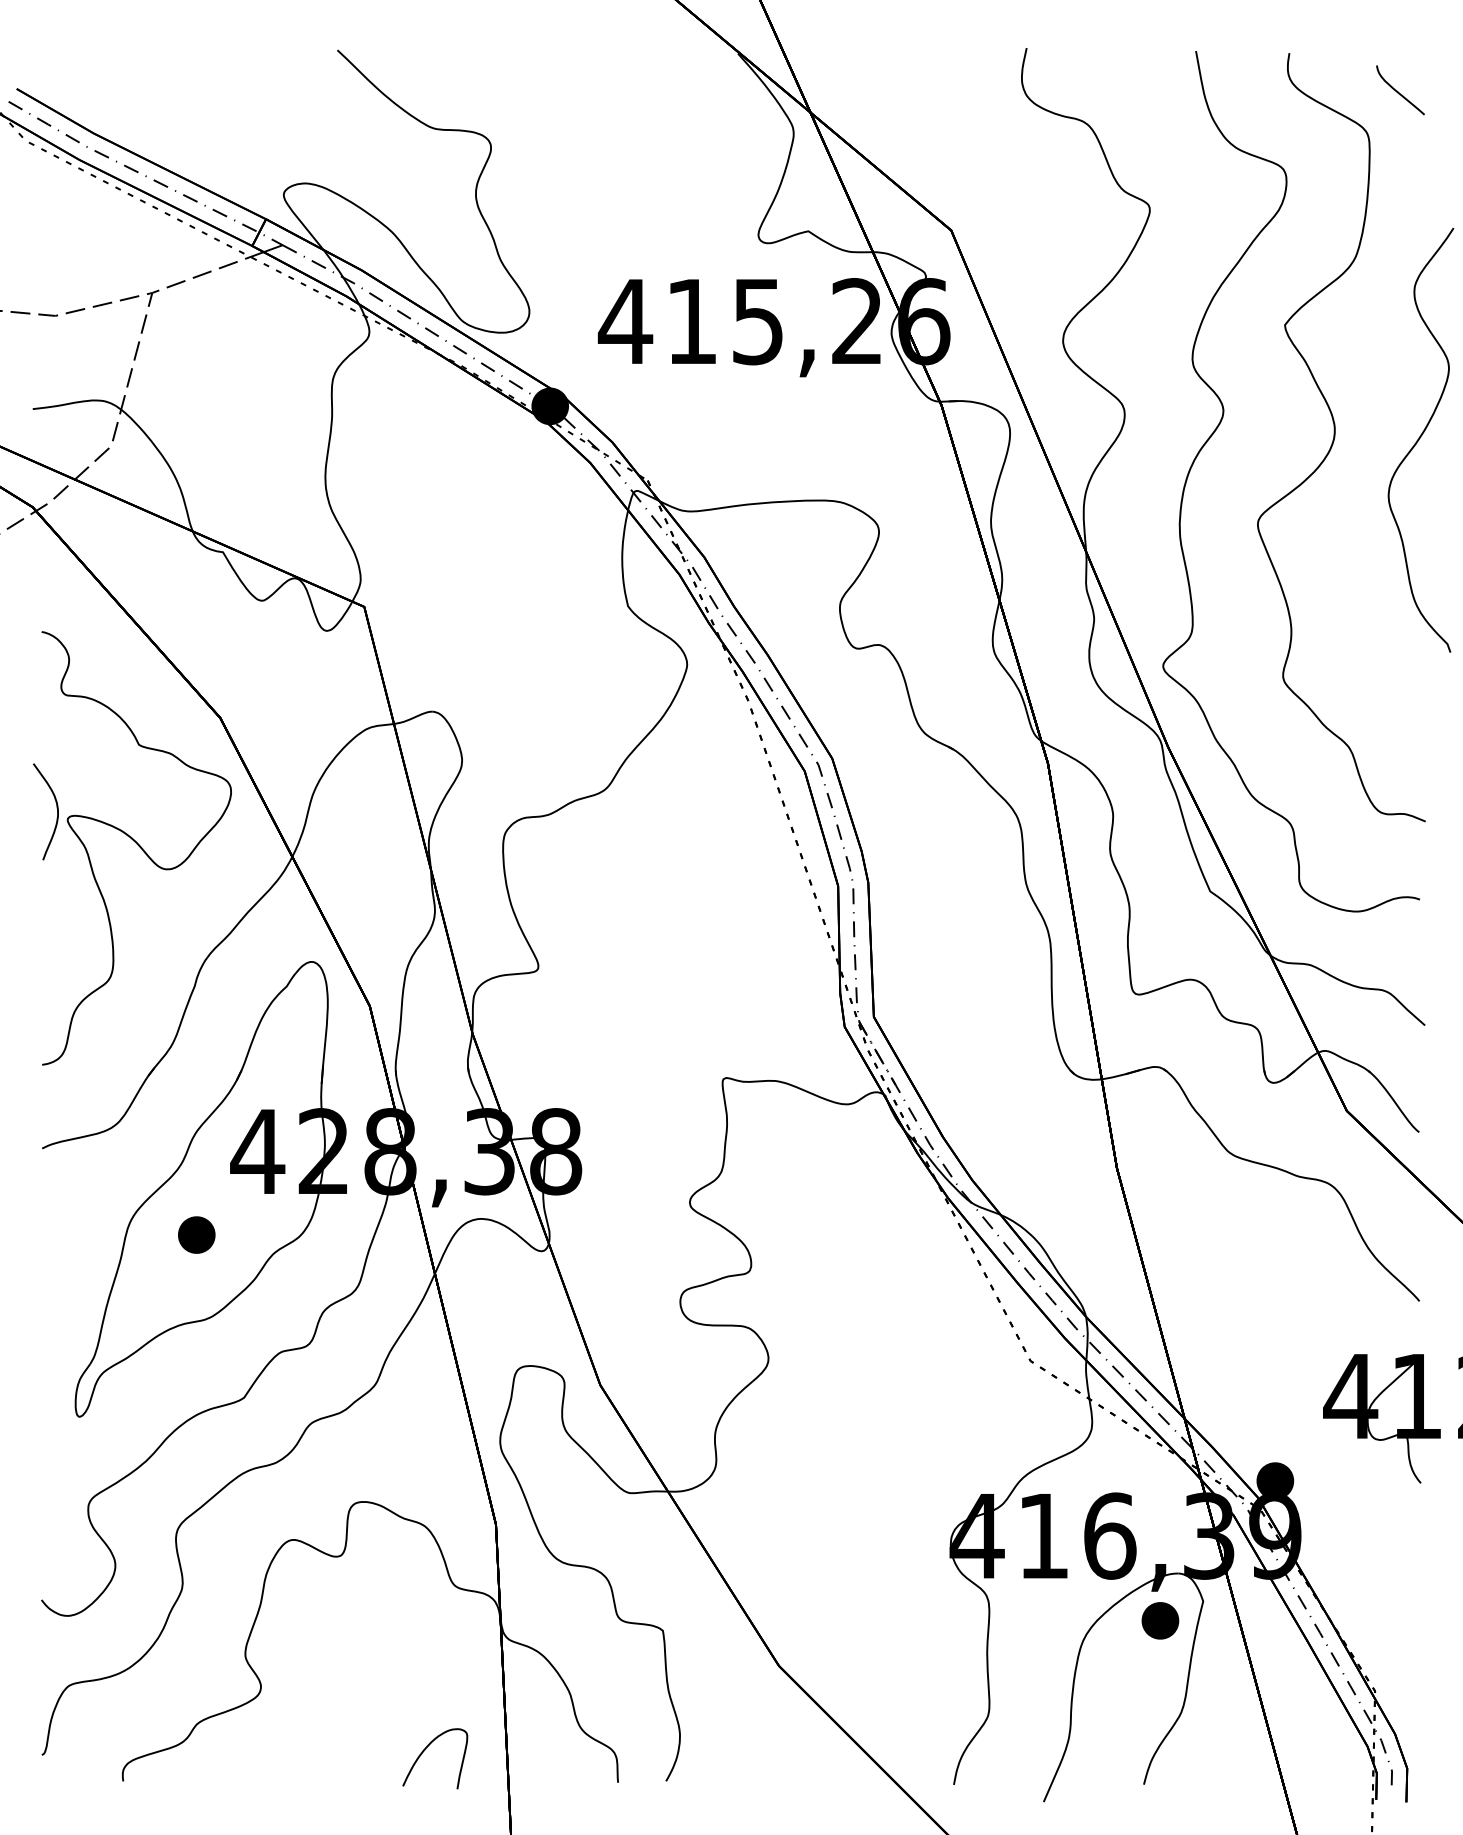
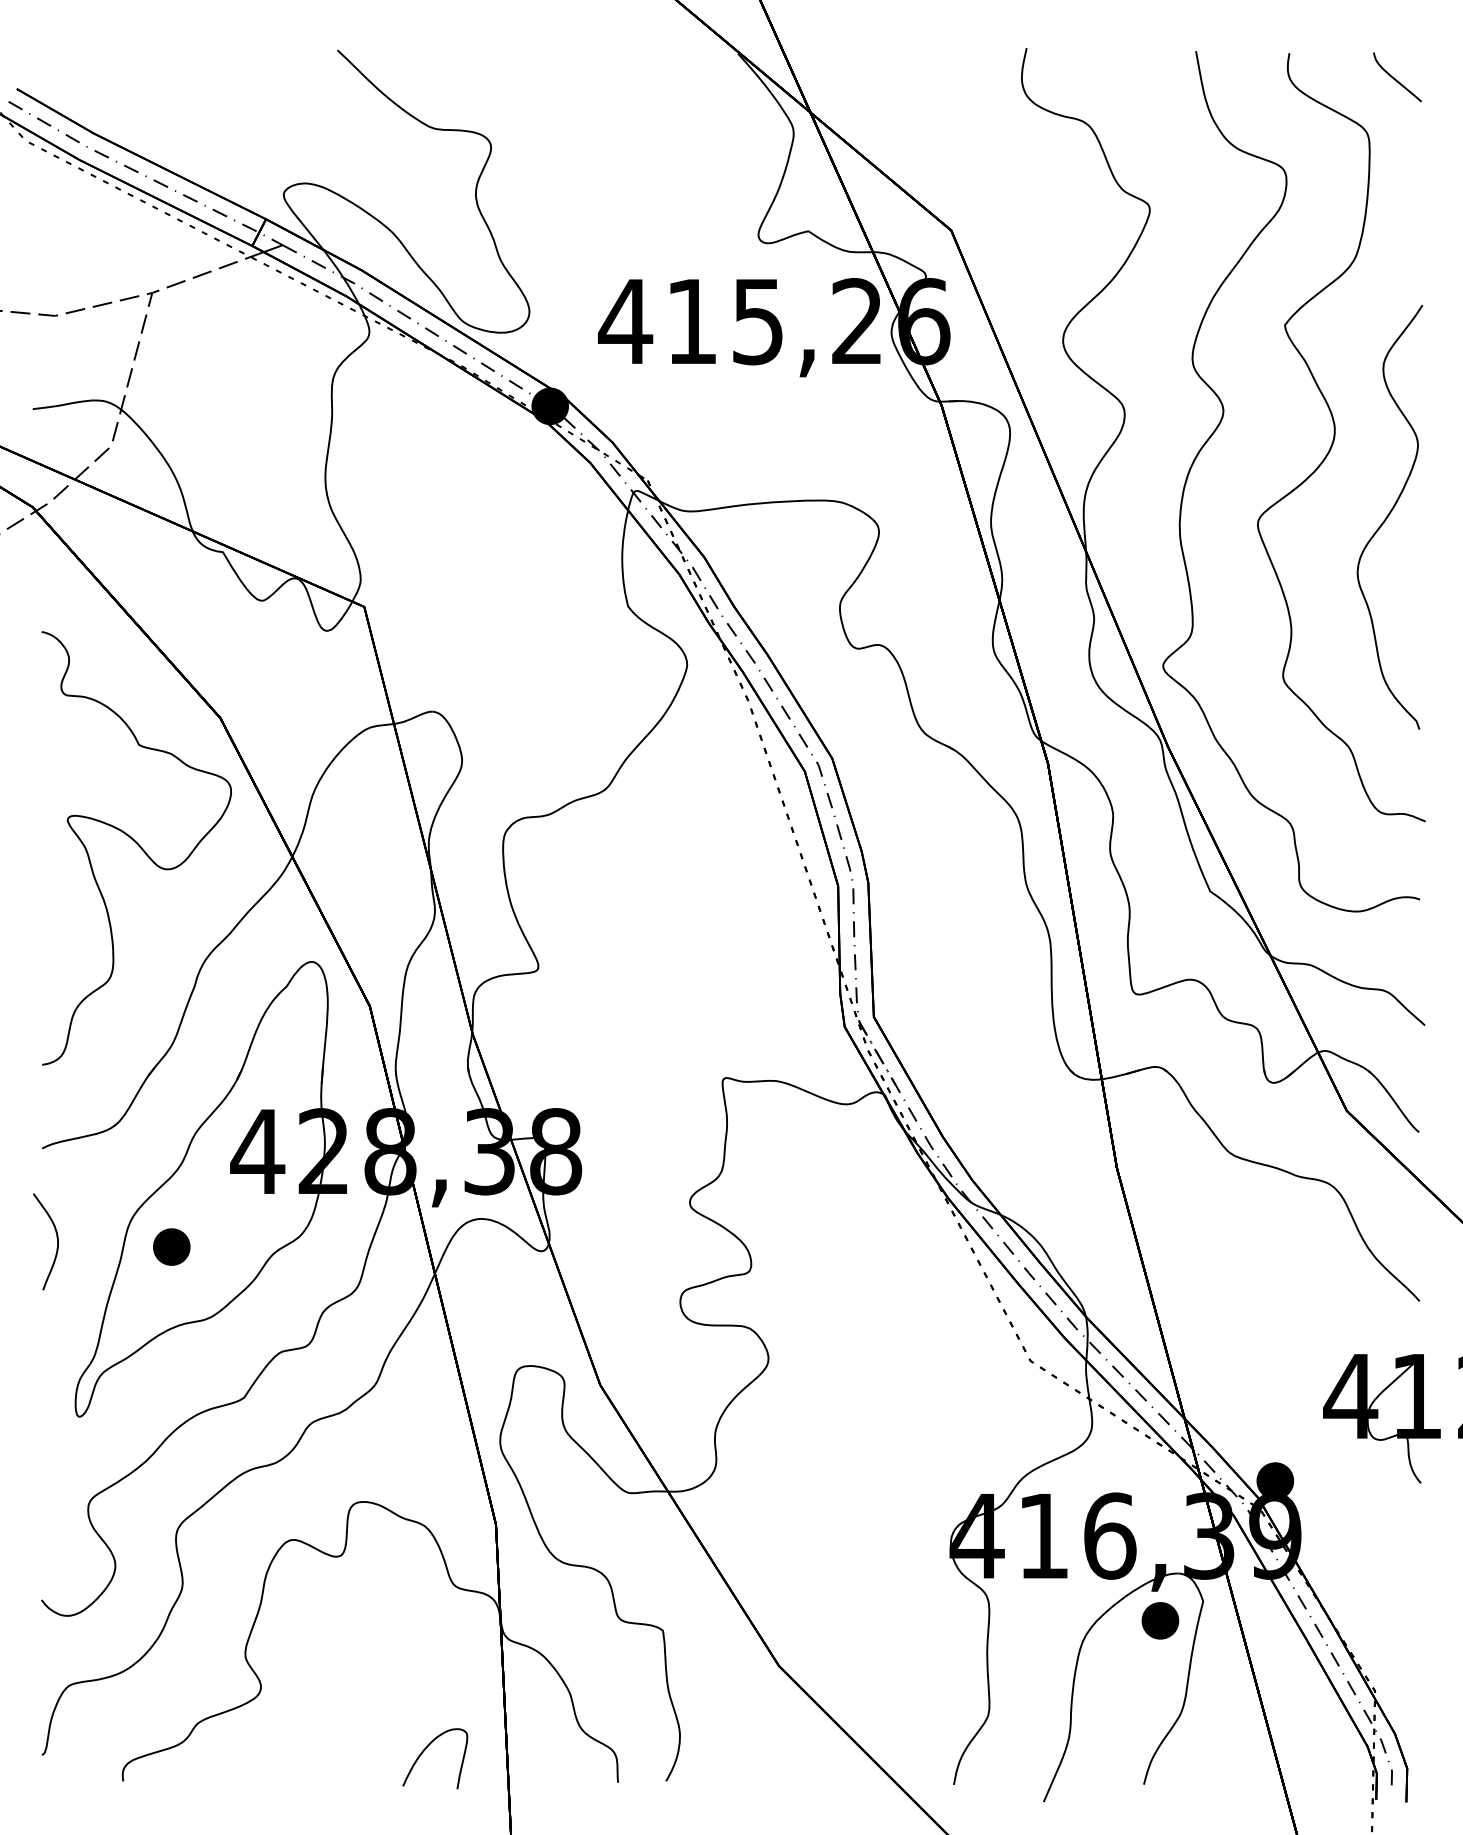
curve position: (1398, 91) -> (1395, 78) (1395, 78)
curve position: (1419, 440) -> (1388, 517) (1388, 517)
curve position: (56, 808) -> (56, 1238) (56, 1238)
part position: (196, 1234) -> (171, 1246) (171, 1246)
